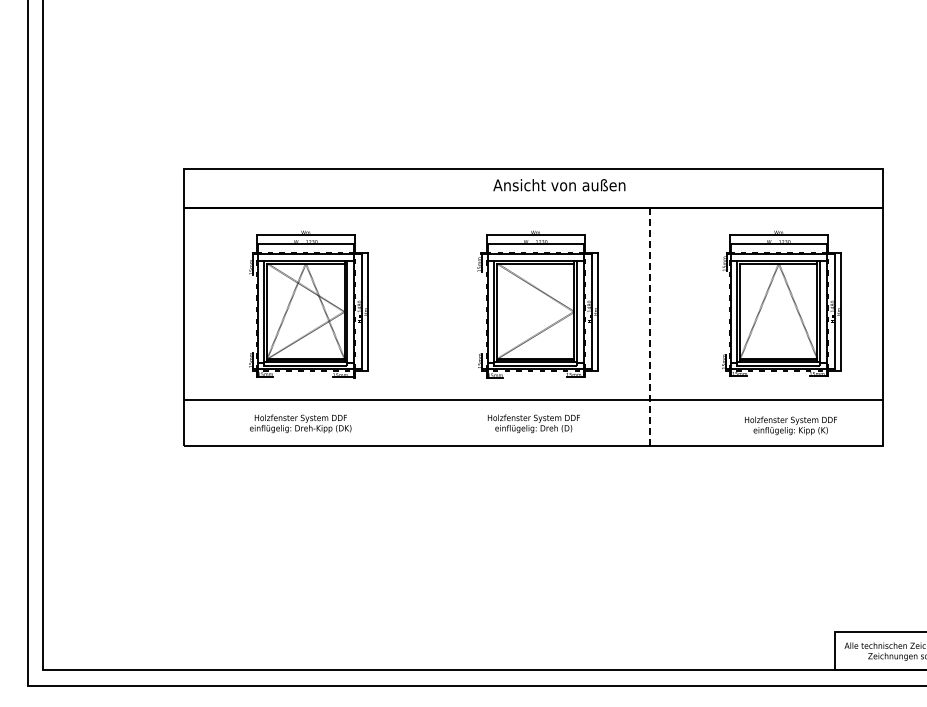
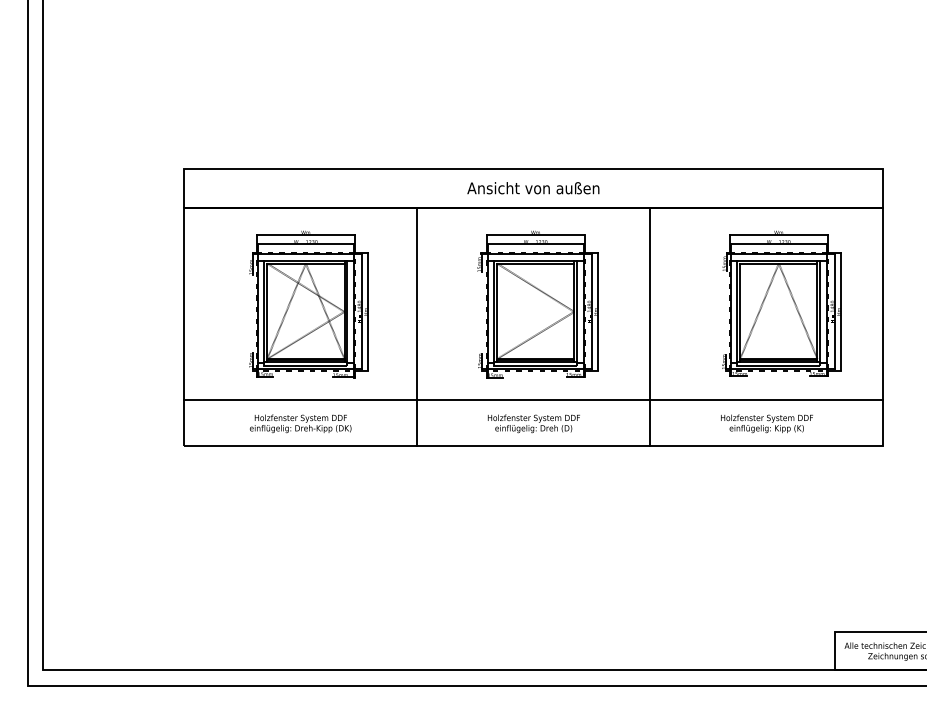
text position: (559, 185) -> (533, 188) (533, 188)
line: none -> present (417, 326)
line: dashed -> solid (650, 326)
text position: (790, 425) -> (766, 423) (766, 423)
